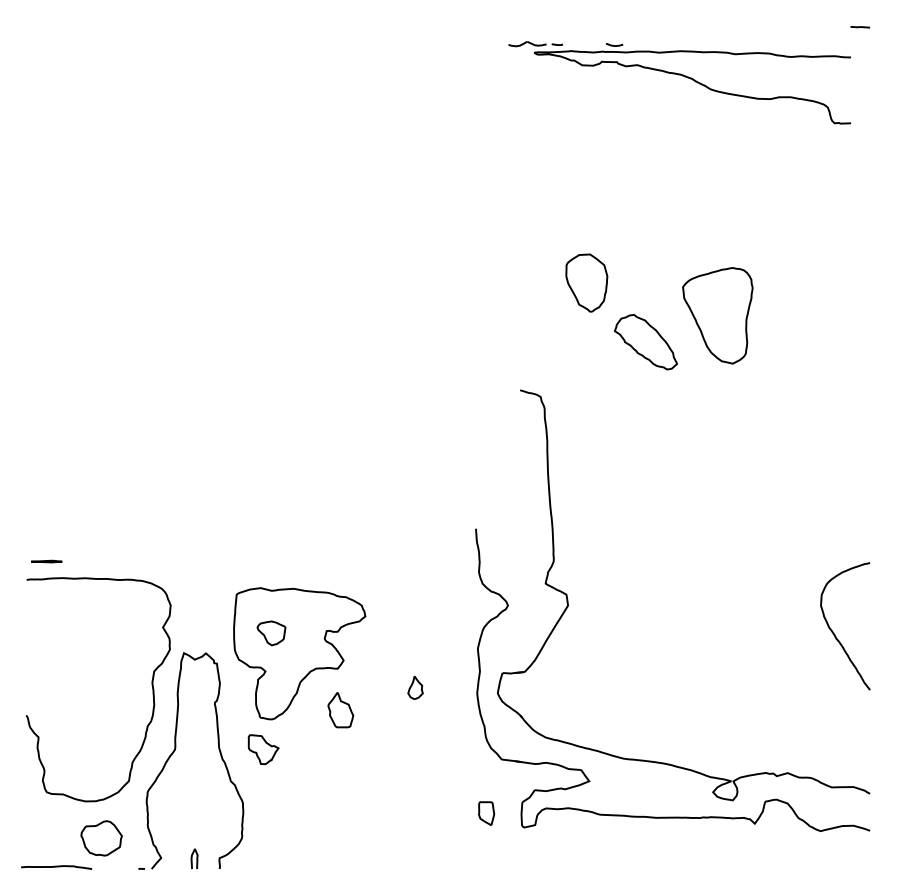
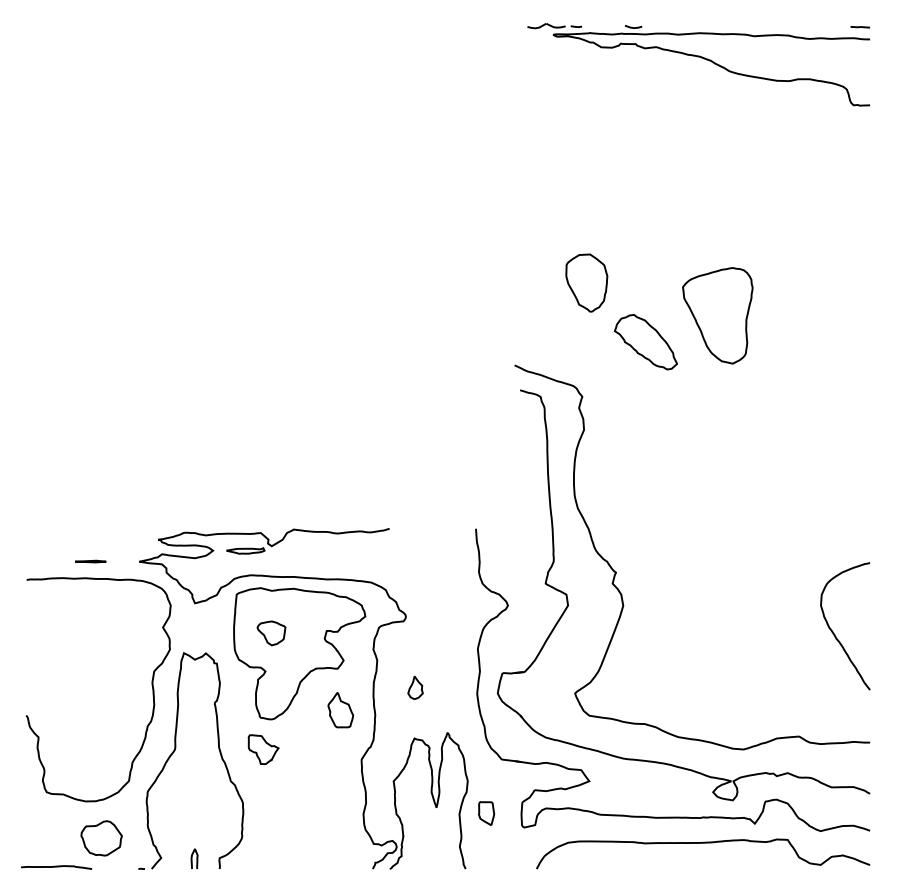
part position: (682, 76) -> (701, 58) (701, 58)
line position: (46, 561) -> (90, 561) (90, 561)
curve: none -> present (616, 571)
part: none -> present (372, 698)
curve: none -> present (703, 843)
